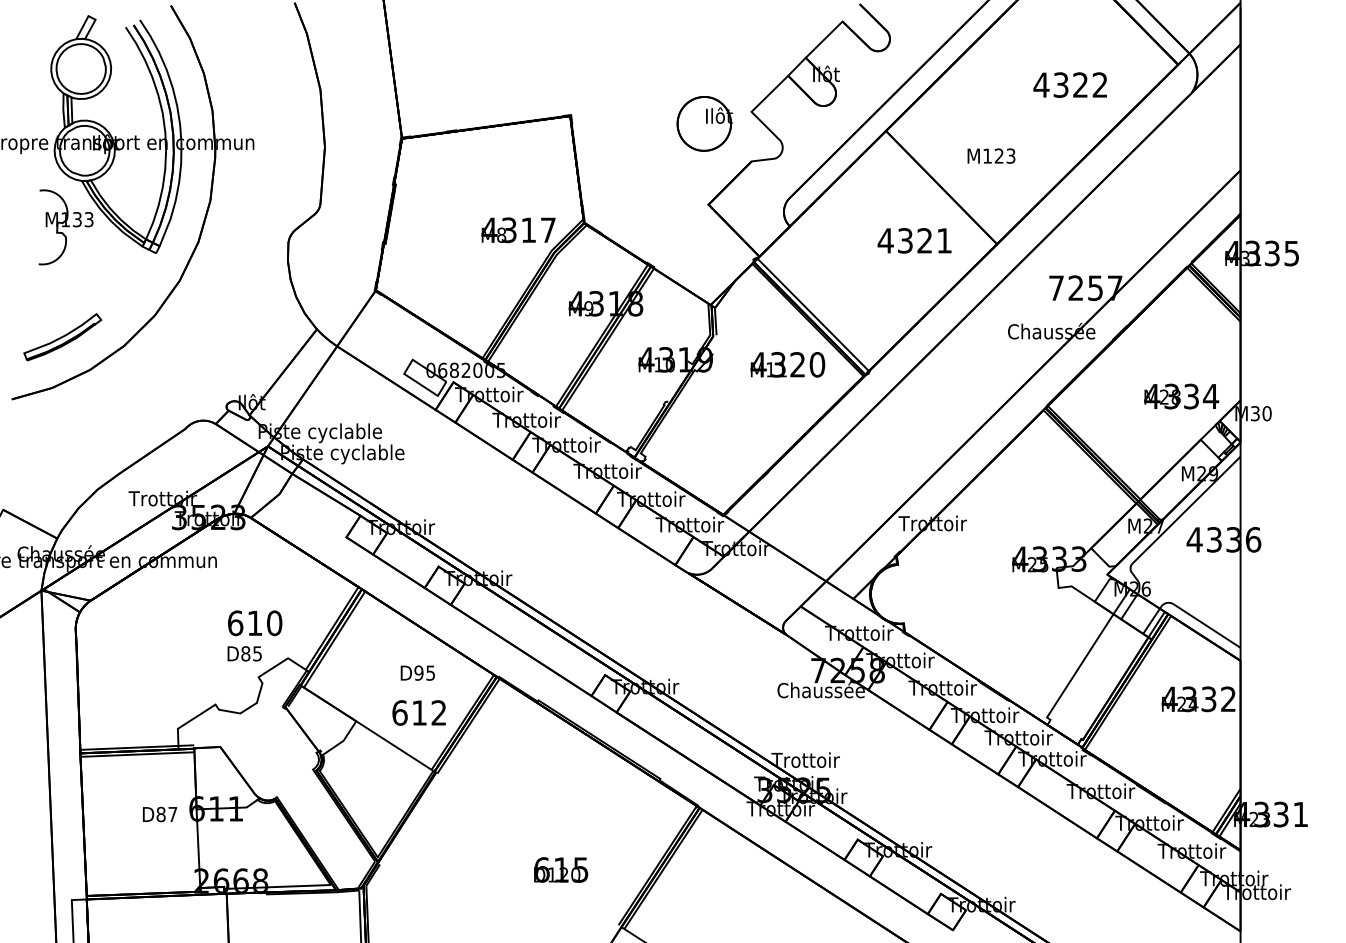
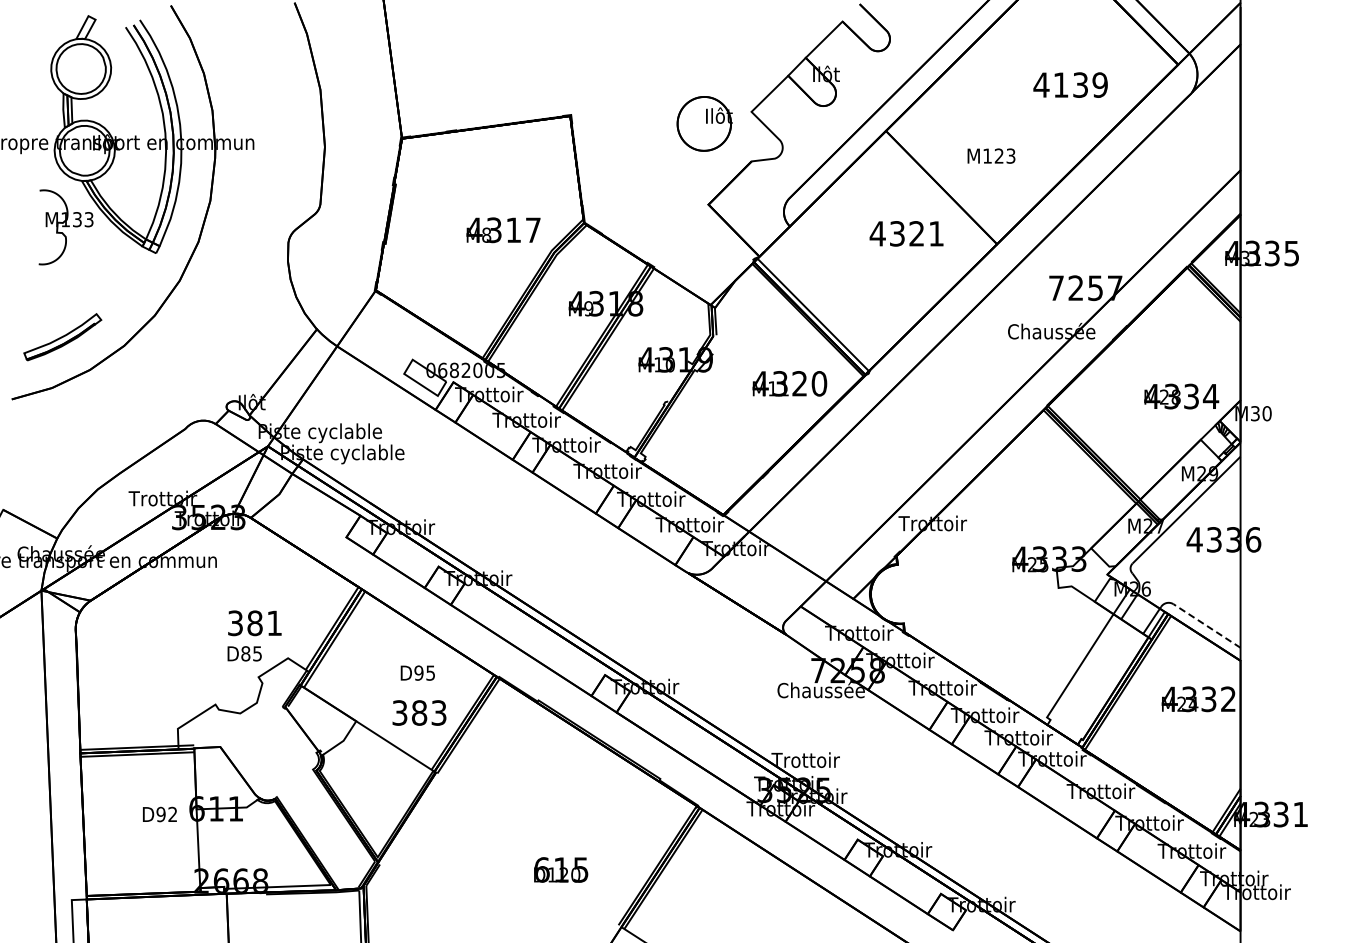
text: 4322 -> 4139 (1080, 84)
text position: (518, 230) -> (503, 230) (503, 230)
text position: (914, 240) -> (906, 233) (906, 233)
text position: (787, 364) -> (789, 383) (789, 383)
text: 610 -> 381 (255, 623)
line: solid -> dashed (1206, 625)
text: 612 -> 383 (419, 712)
text: D87 -> D92 (166, 814)
